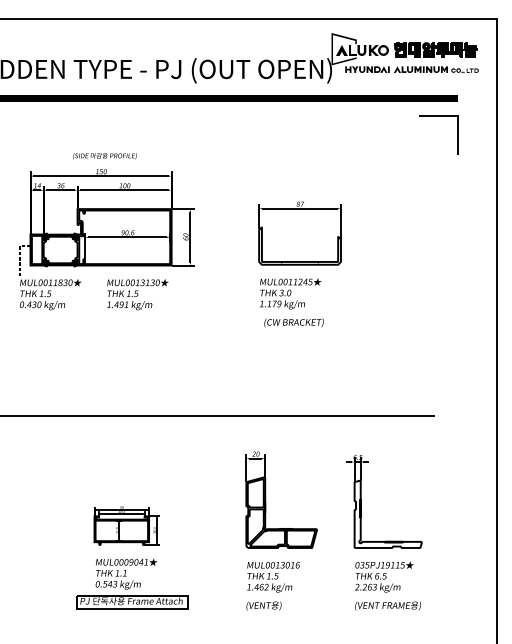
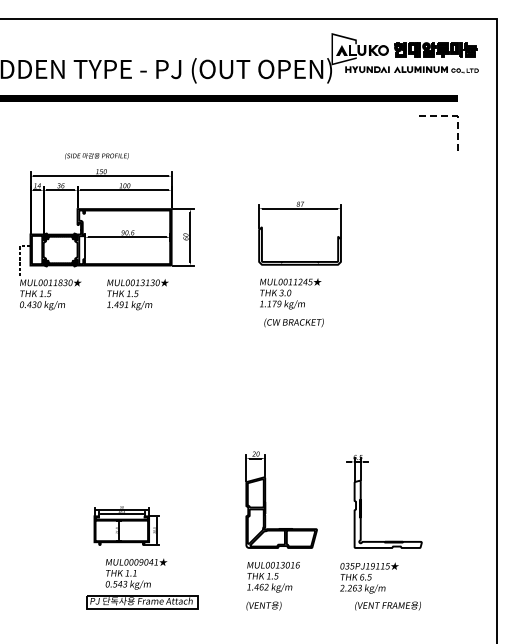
line: solid -> dashed (457, 116)
text position: (104, 156) -> (96, 156) (96, 156)
line: present -> none (217, 415)
text position: (384, 576) -> (369, 577) (369, 577)
part position: (132, 583) -> (142, 583) (142, 583)
